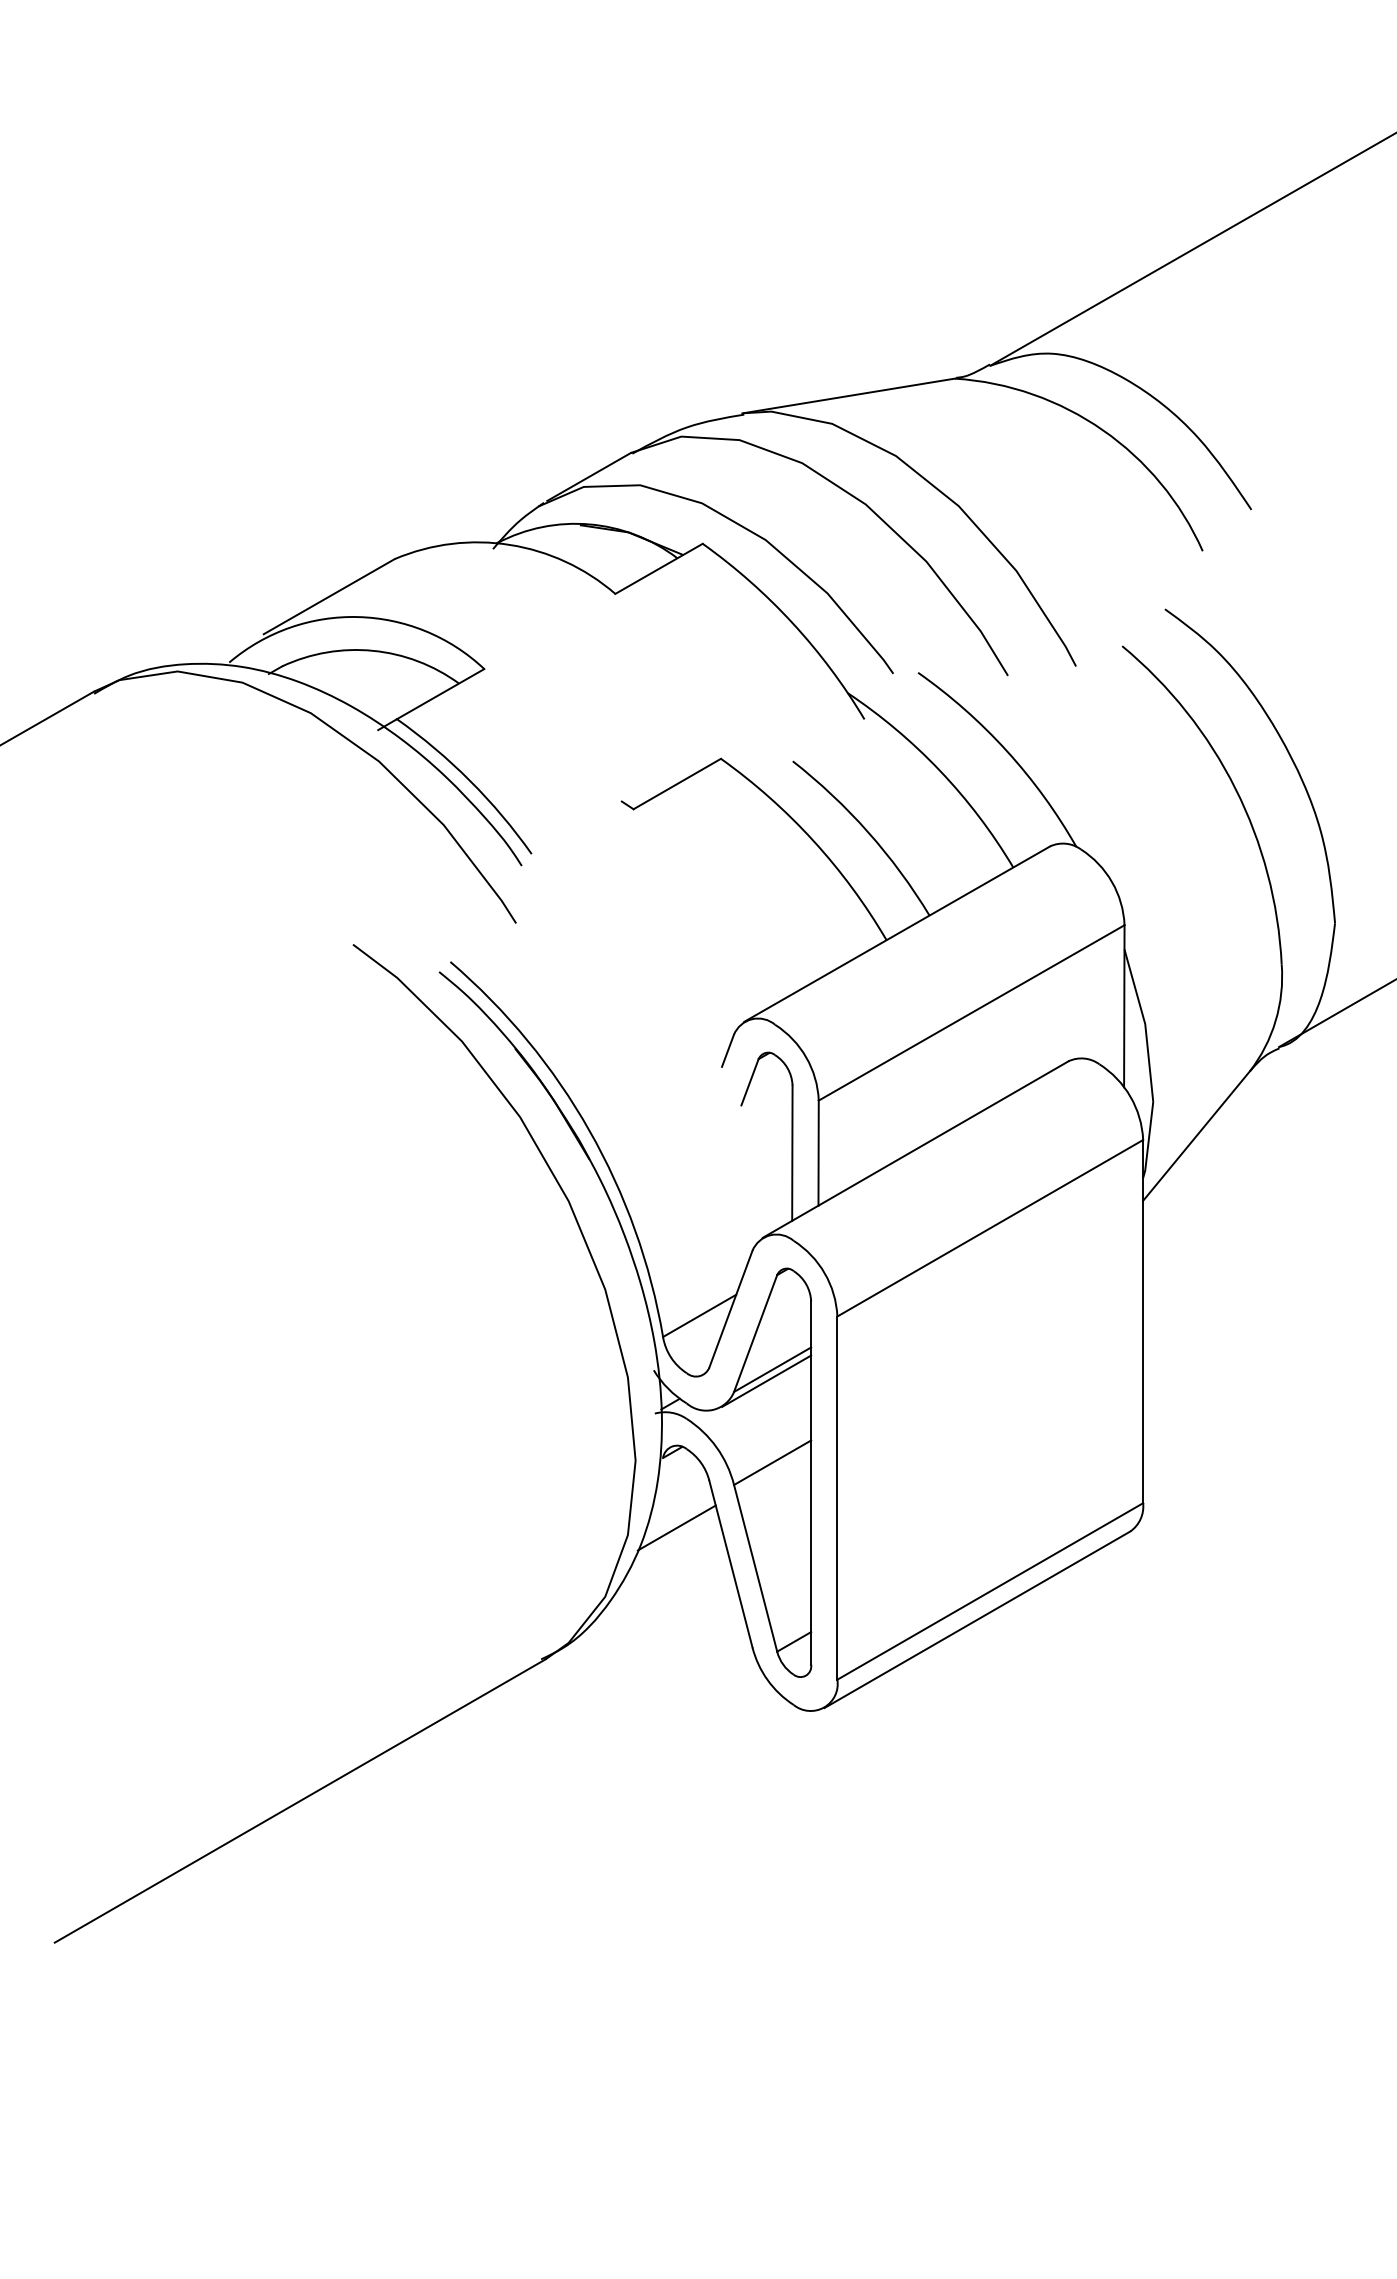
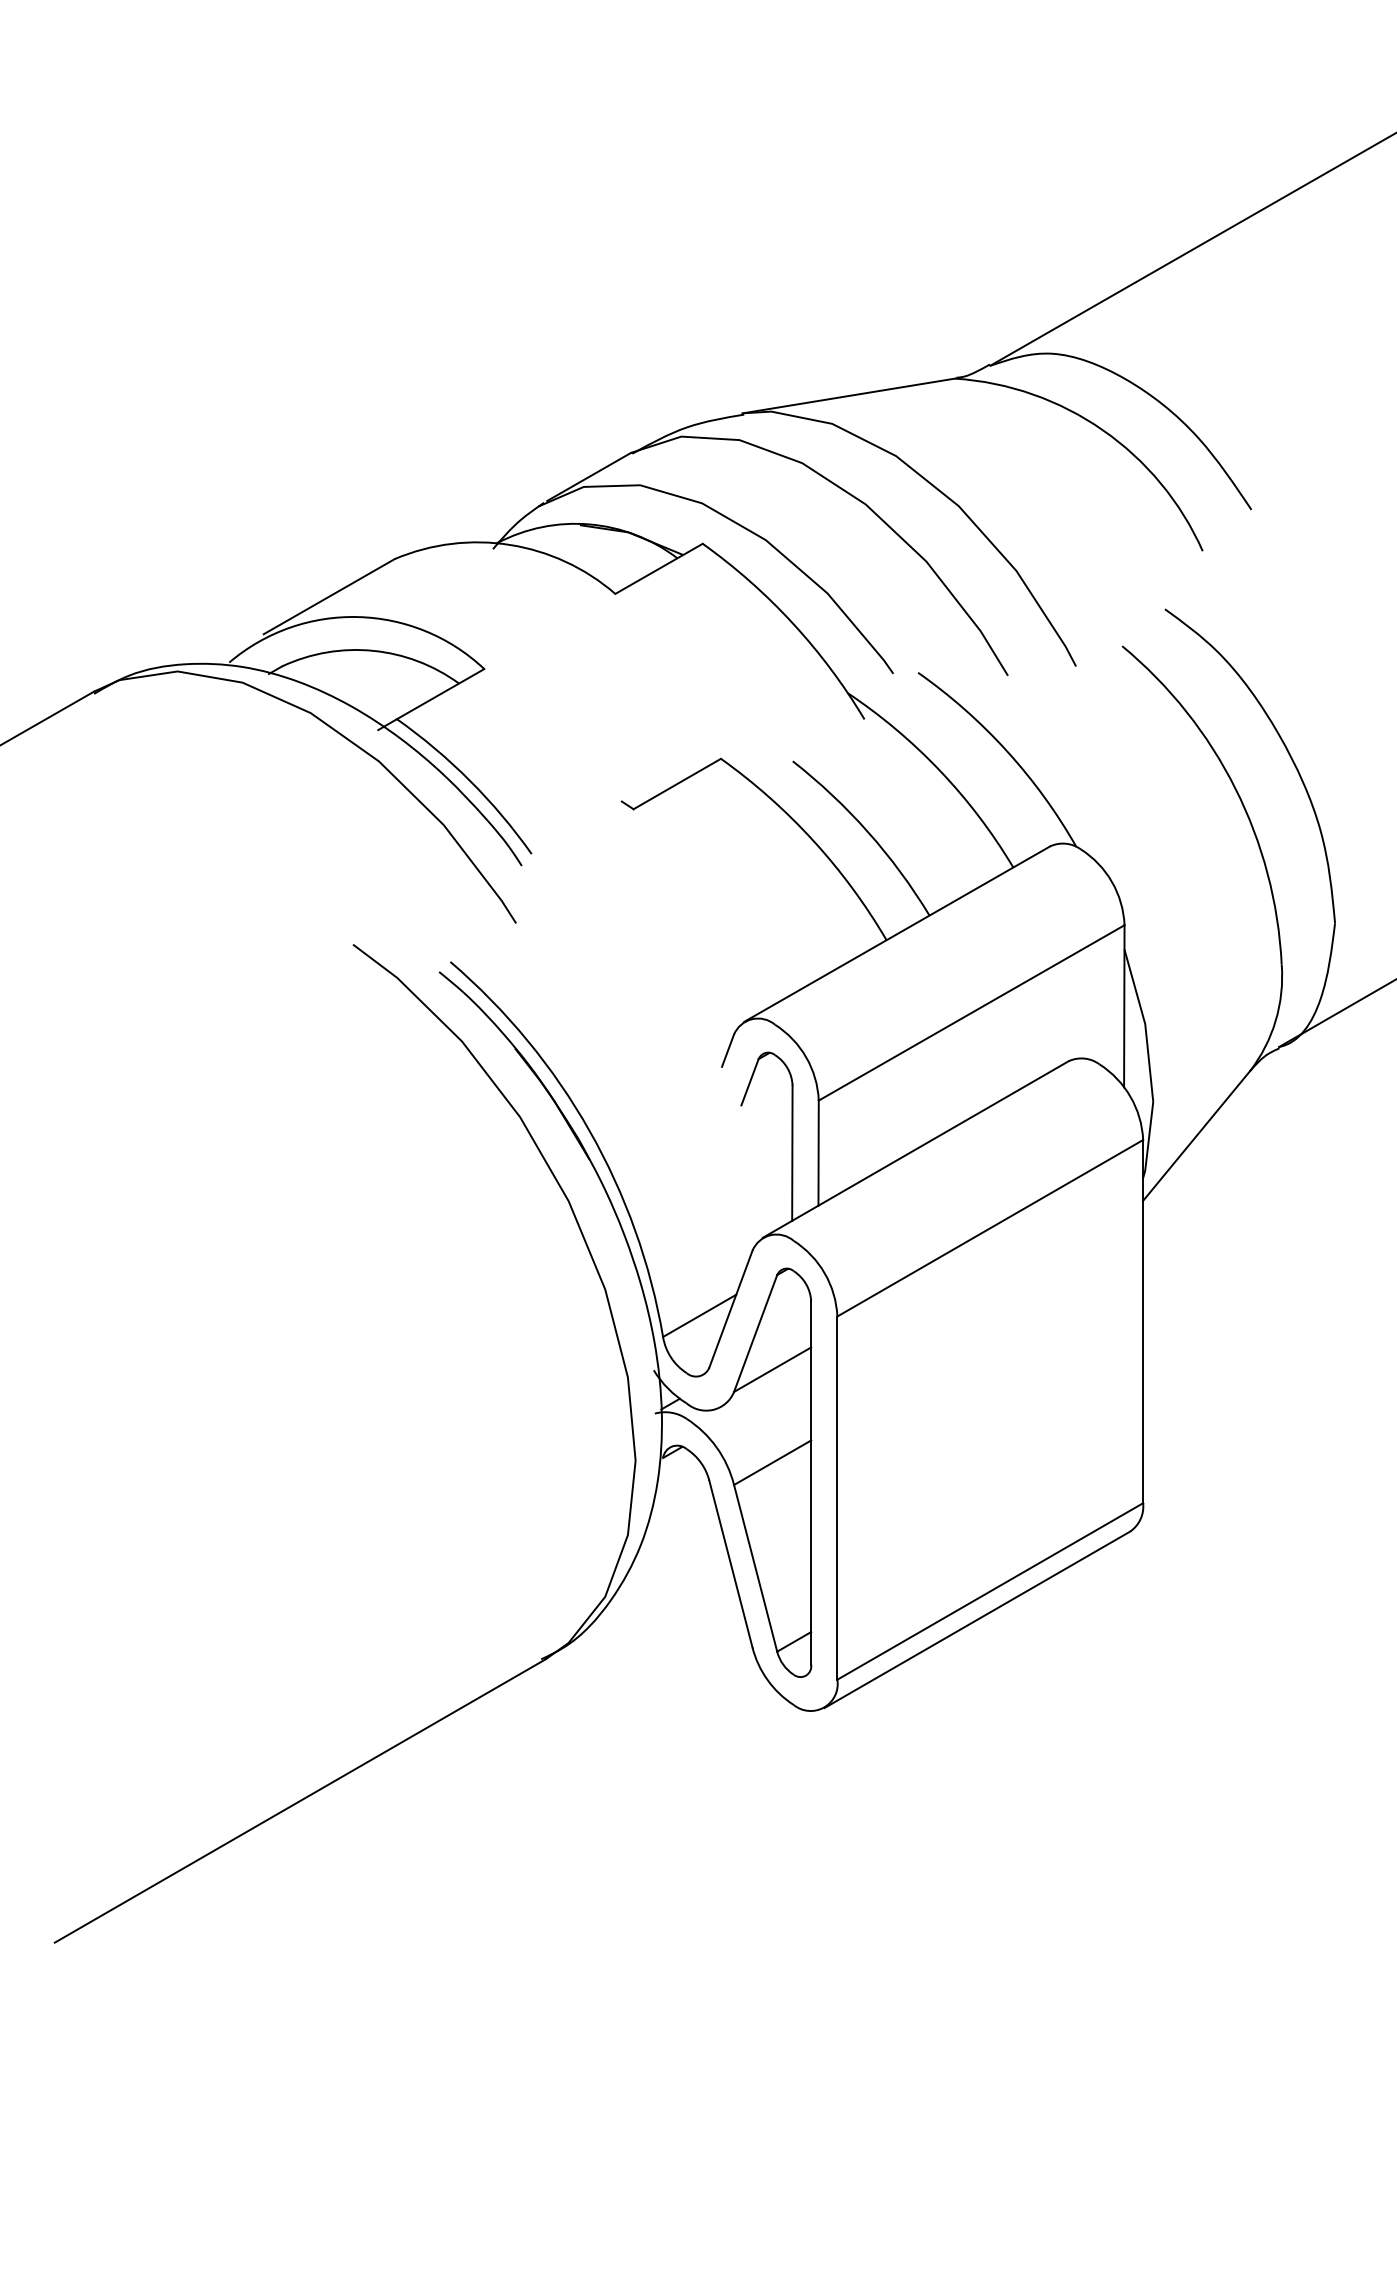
line: present -> none (766, 1380)
line: present -> none (676, 1527)
